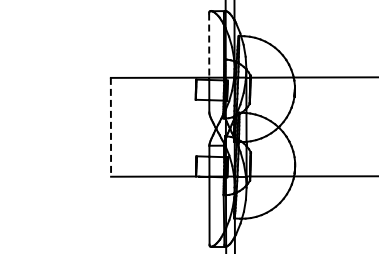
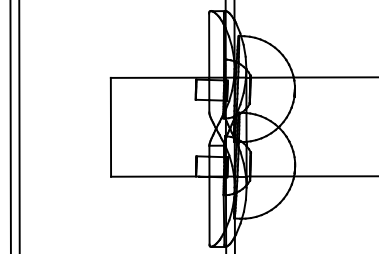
line: dashed -> solid (209, 46)
line: none -> present (10, 126)
line: none -> present (19, 126)
line: dashed -> solid (110, 127)
